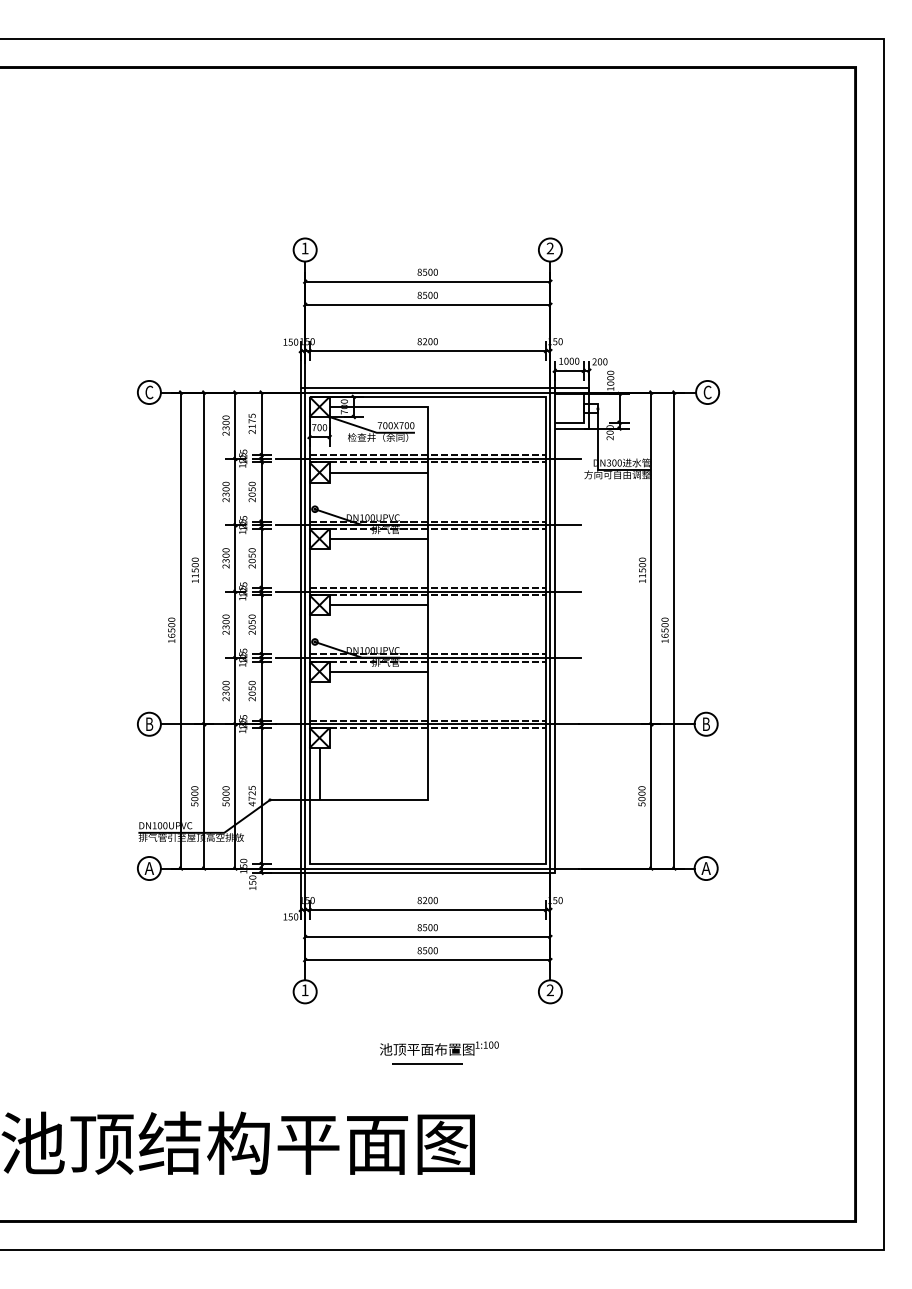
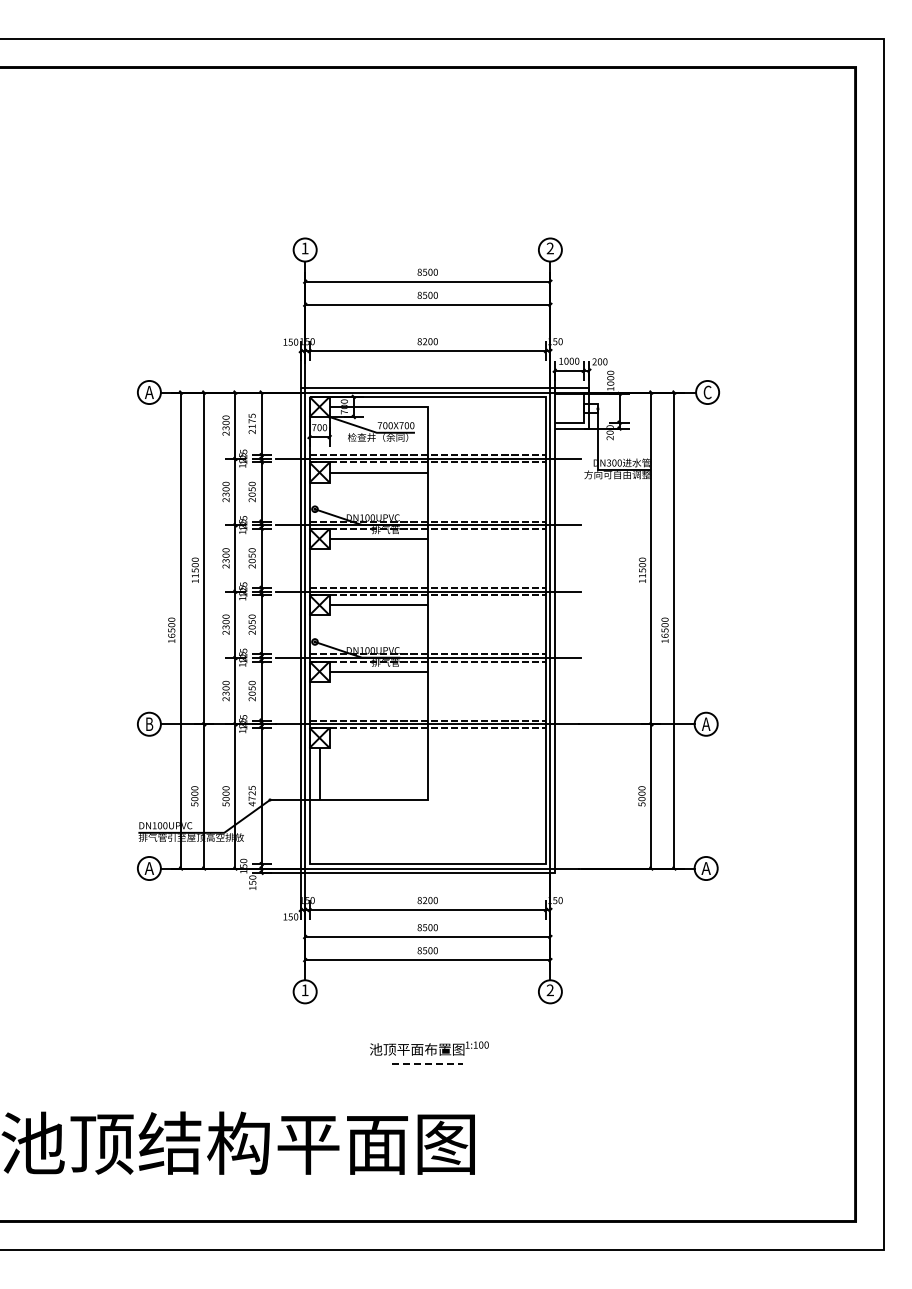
text: C -> A (149, 392)
text: B -> A (706, 723)
text position: (439, 1048) -> (429, 1048) (429, 1048)
line: solid -> dashed (427, 1063)
